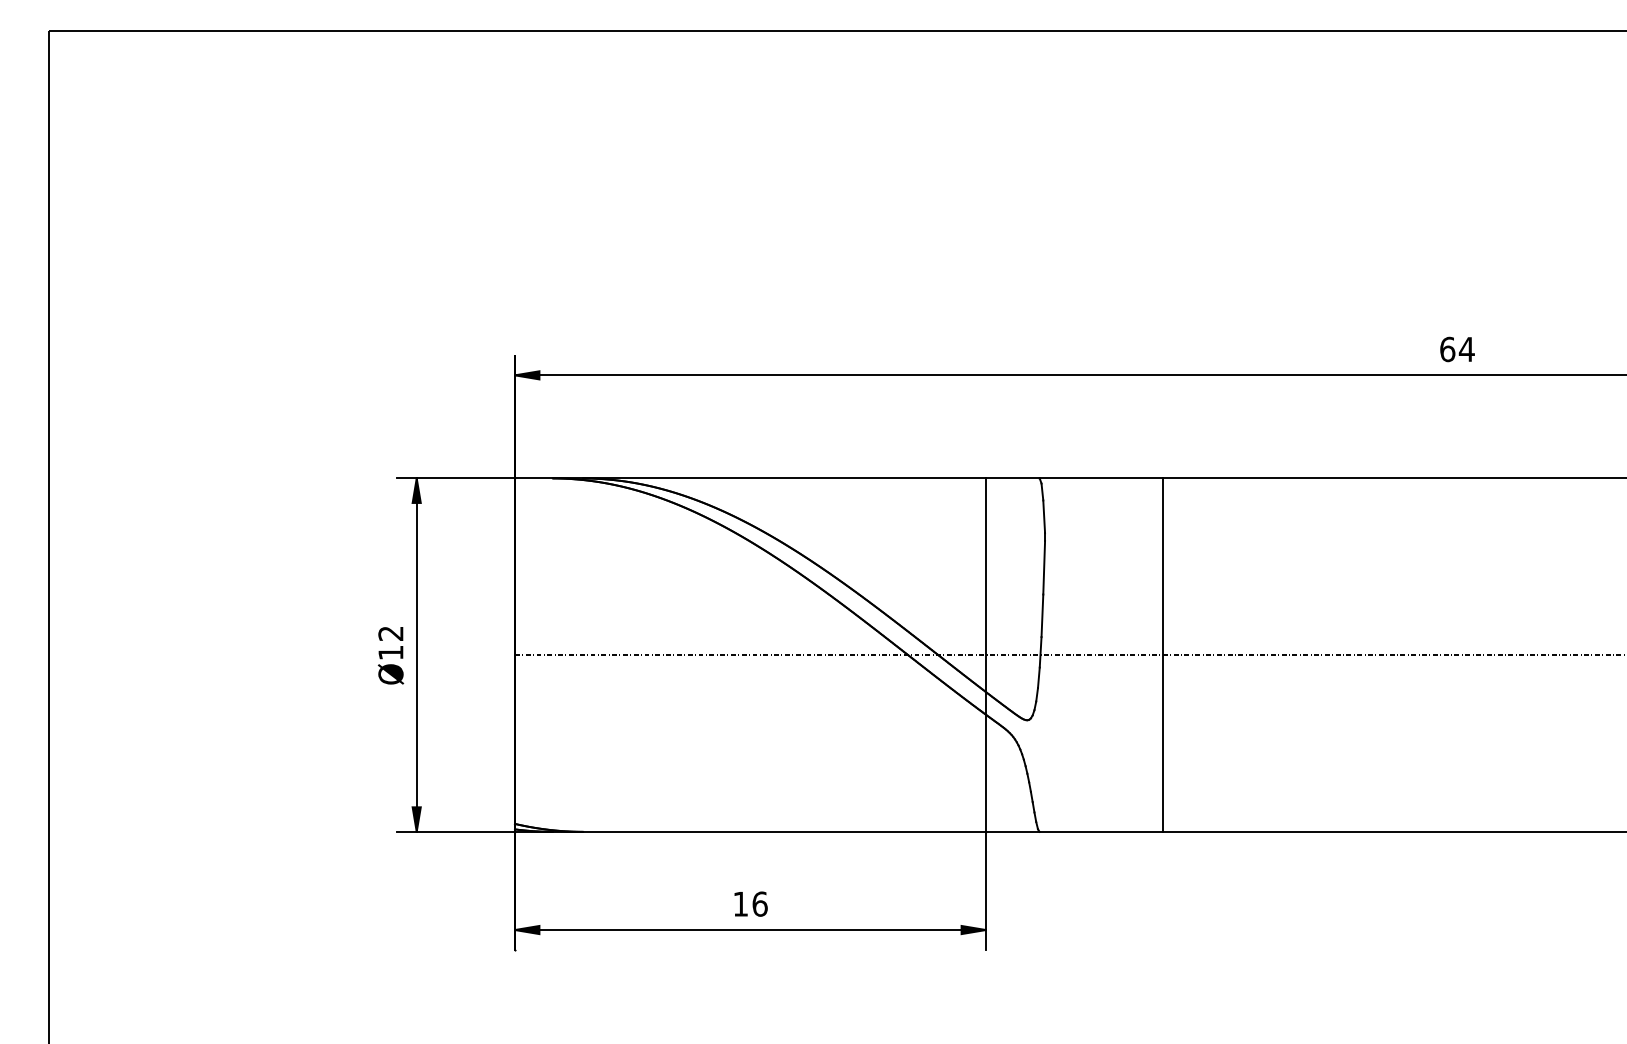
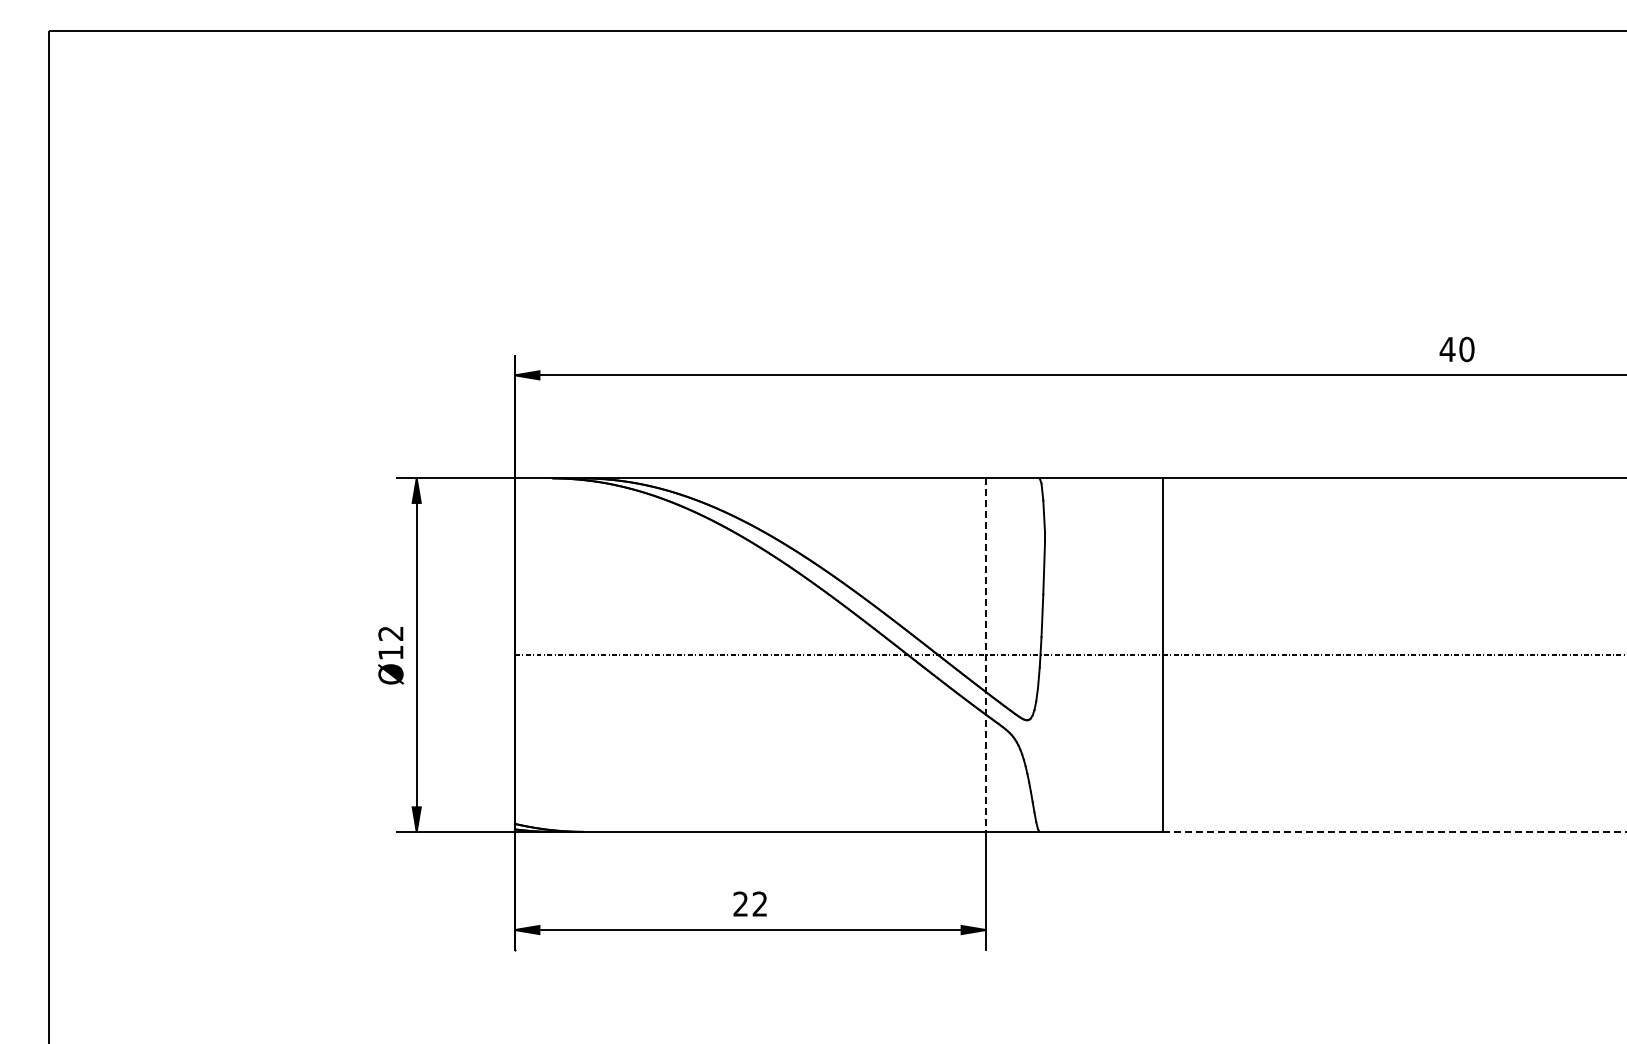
text: 64 -> 40 (1456, 349)
line: solid -> dashed (986, 655)
line: solid -> dashed (1394, 831)
text: 16 -> 22 (750, 903)
